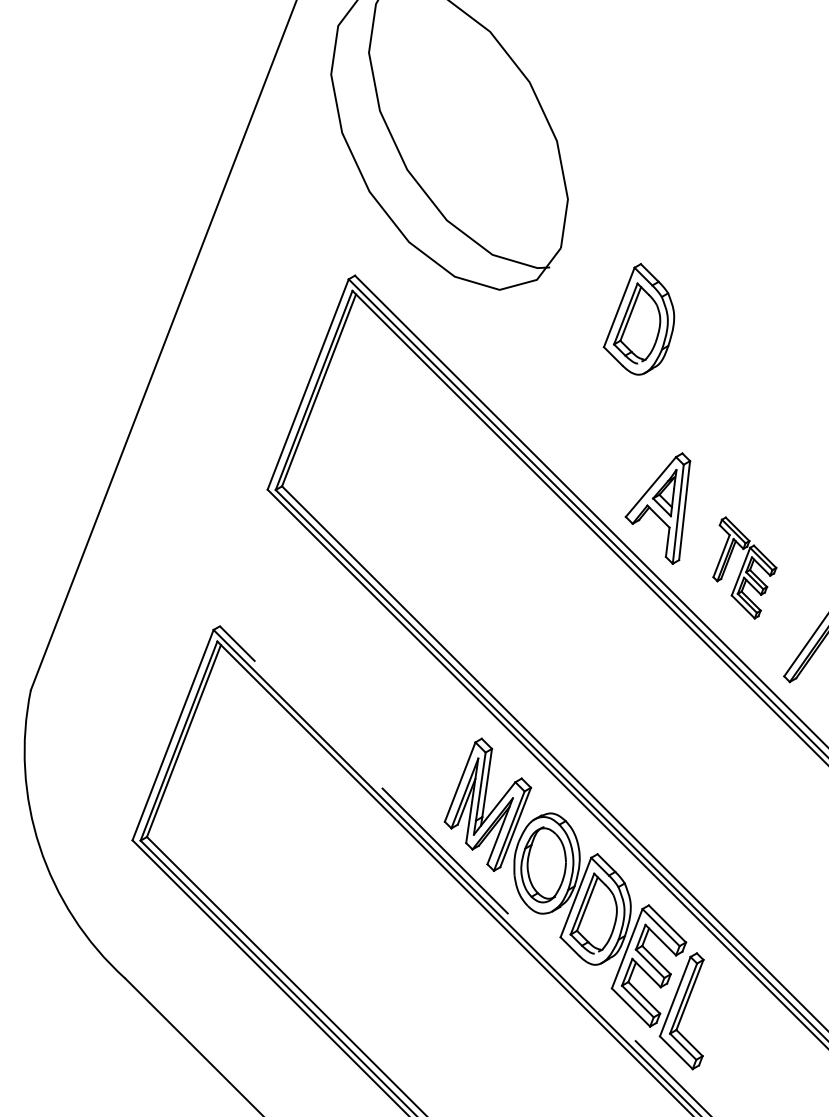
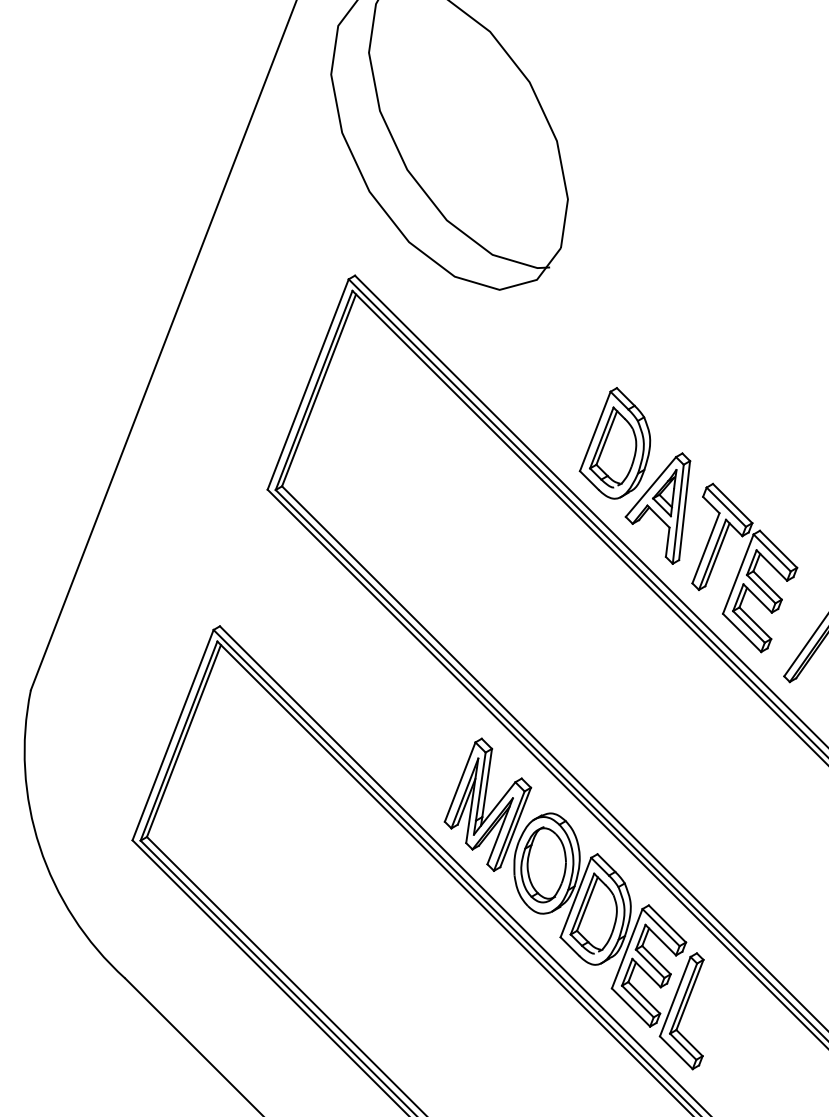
part position: (638, 319) -> (614, 443) (614, 443)
part size: 66x104 px -> 108x172 px (744, 567)
line: dashed -> solid (465, 871)
